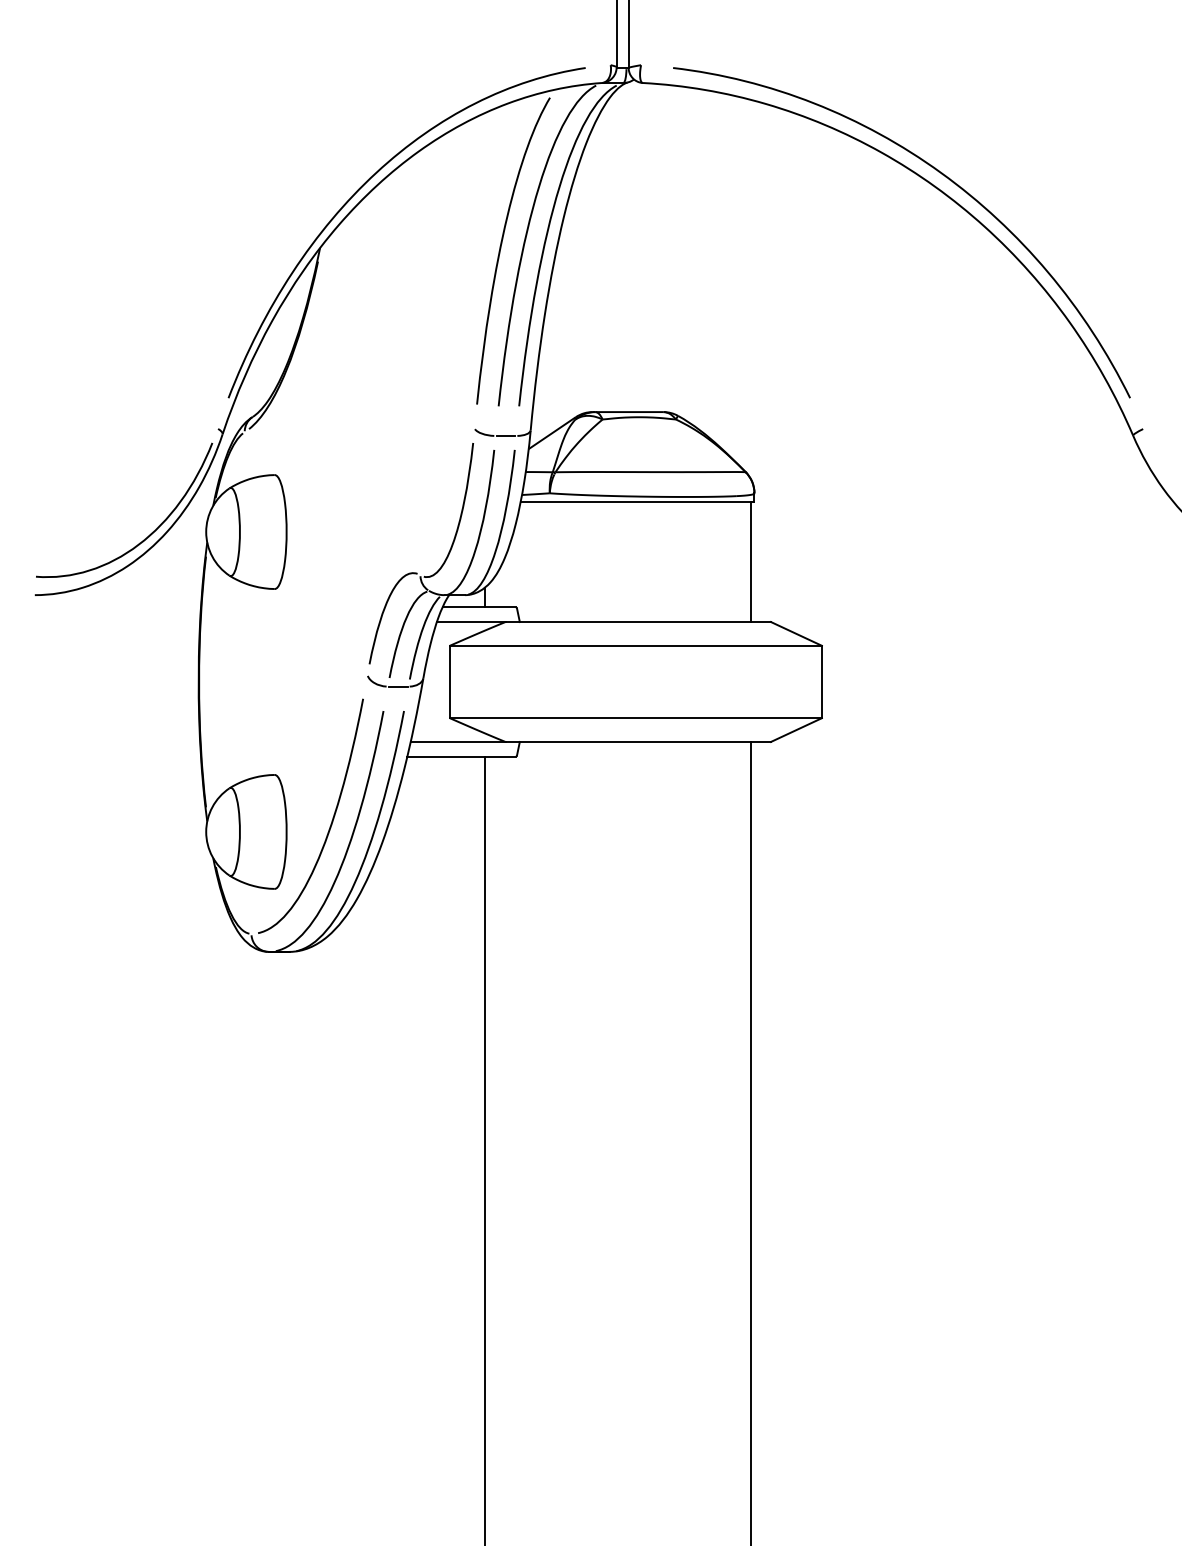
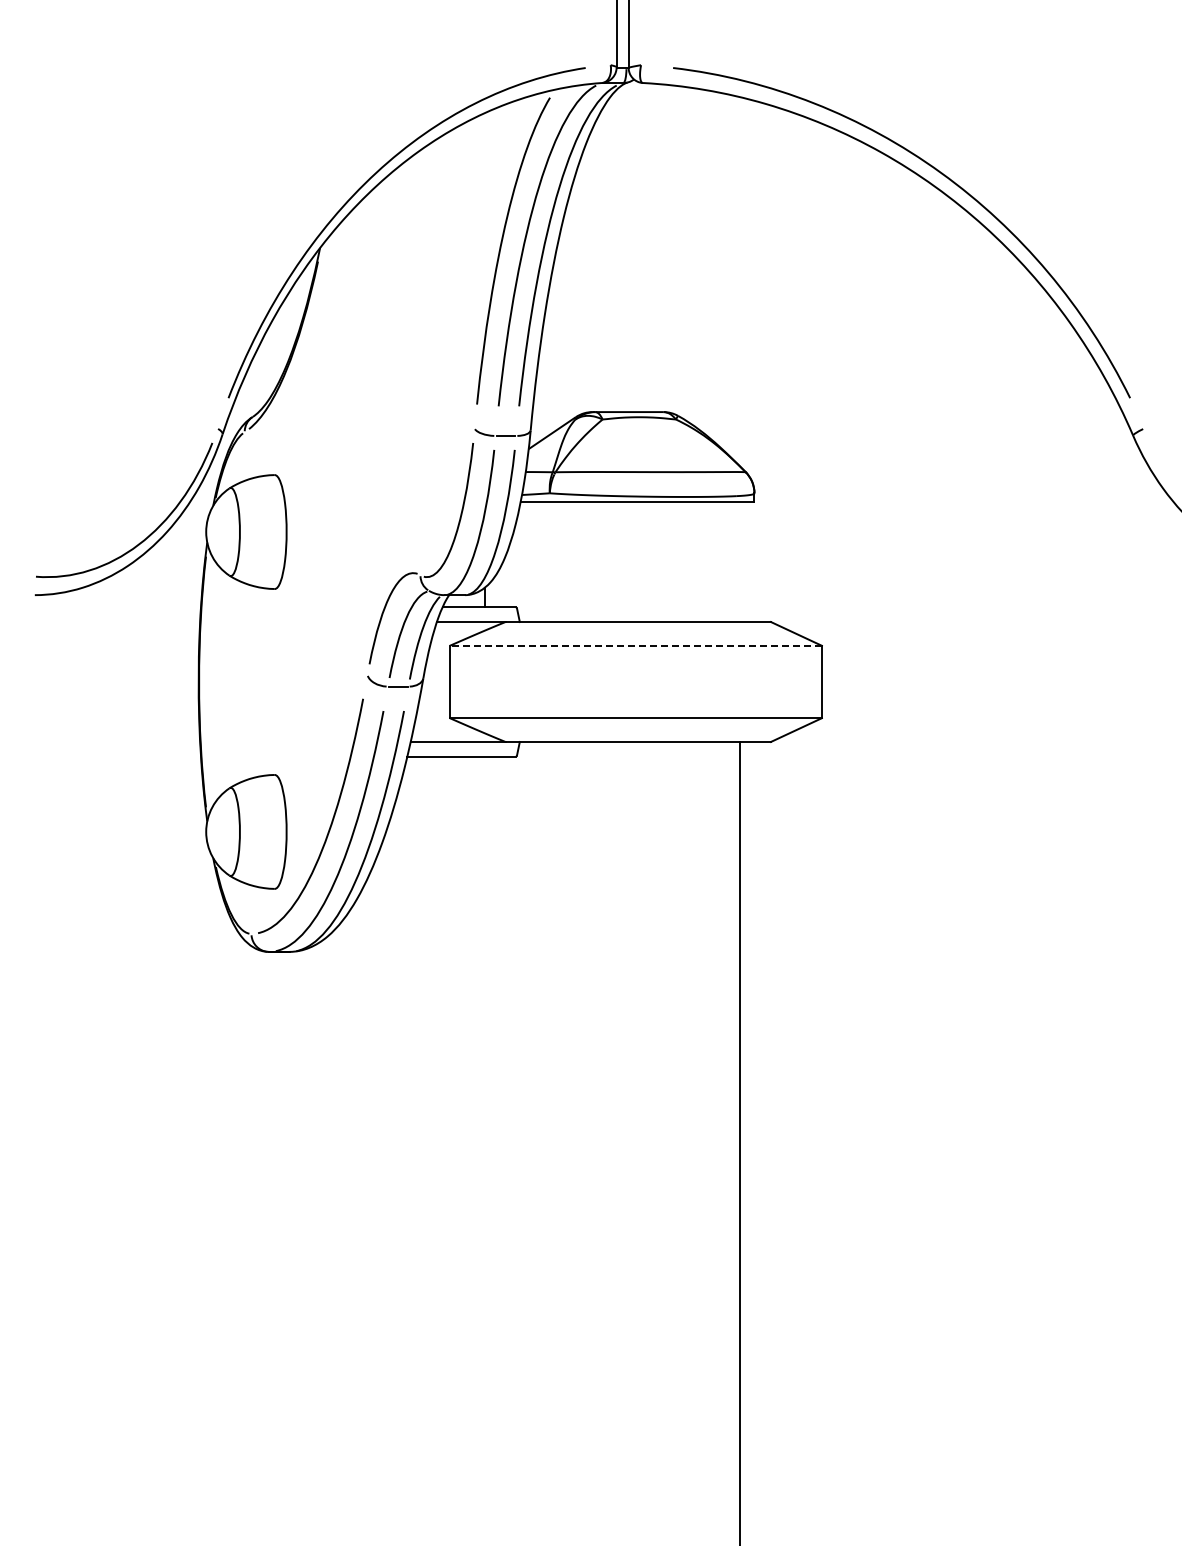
line: present -> none (751, 562)
line: solid -> dashed (635, 645)
line position: (751, 1141) -> (740, 1141) (740, 1141)
line: present -> none (484, 1149)
